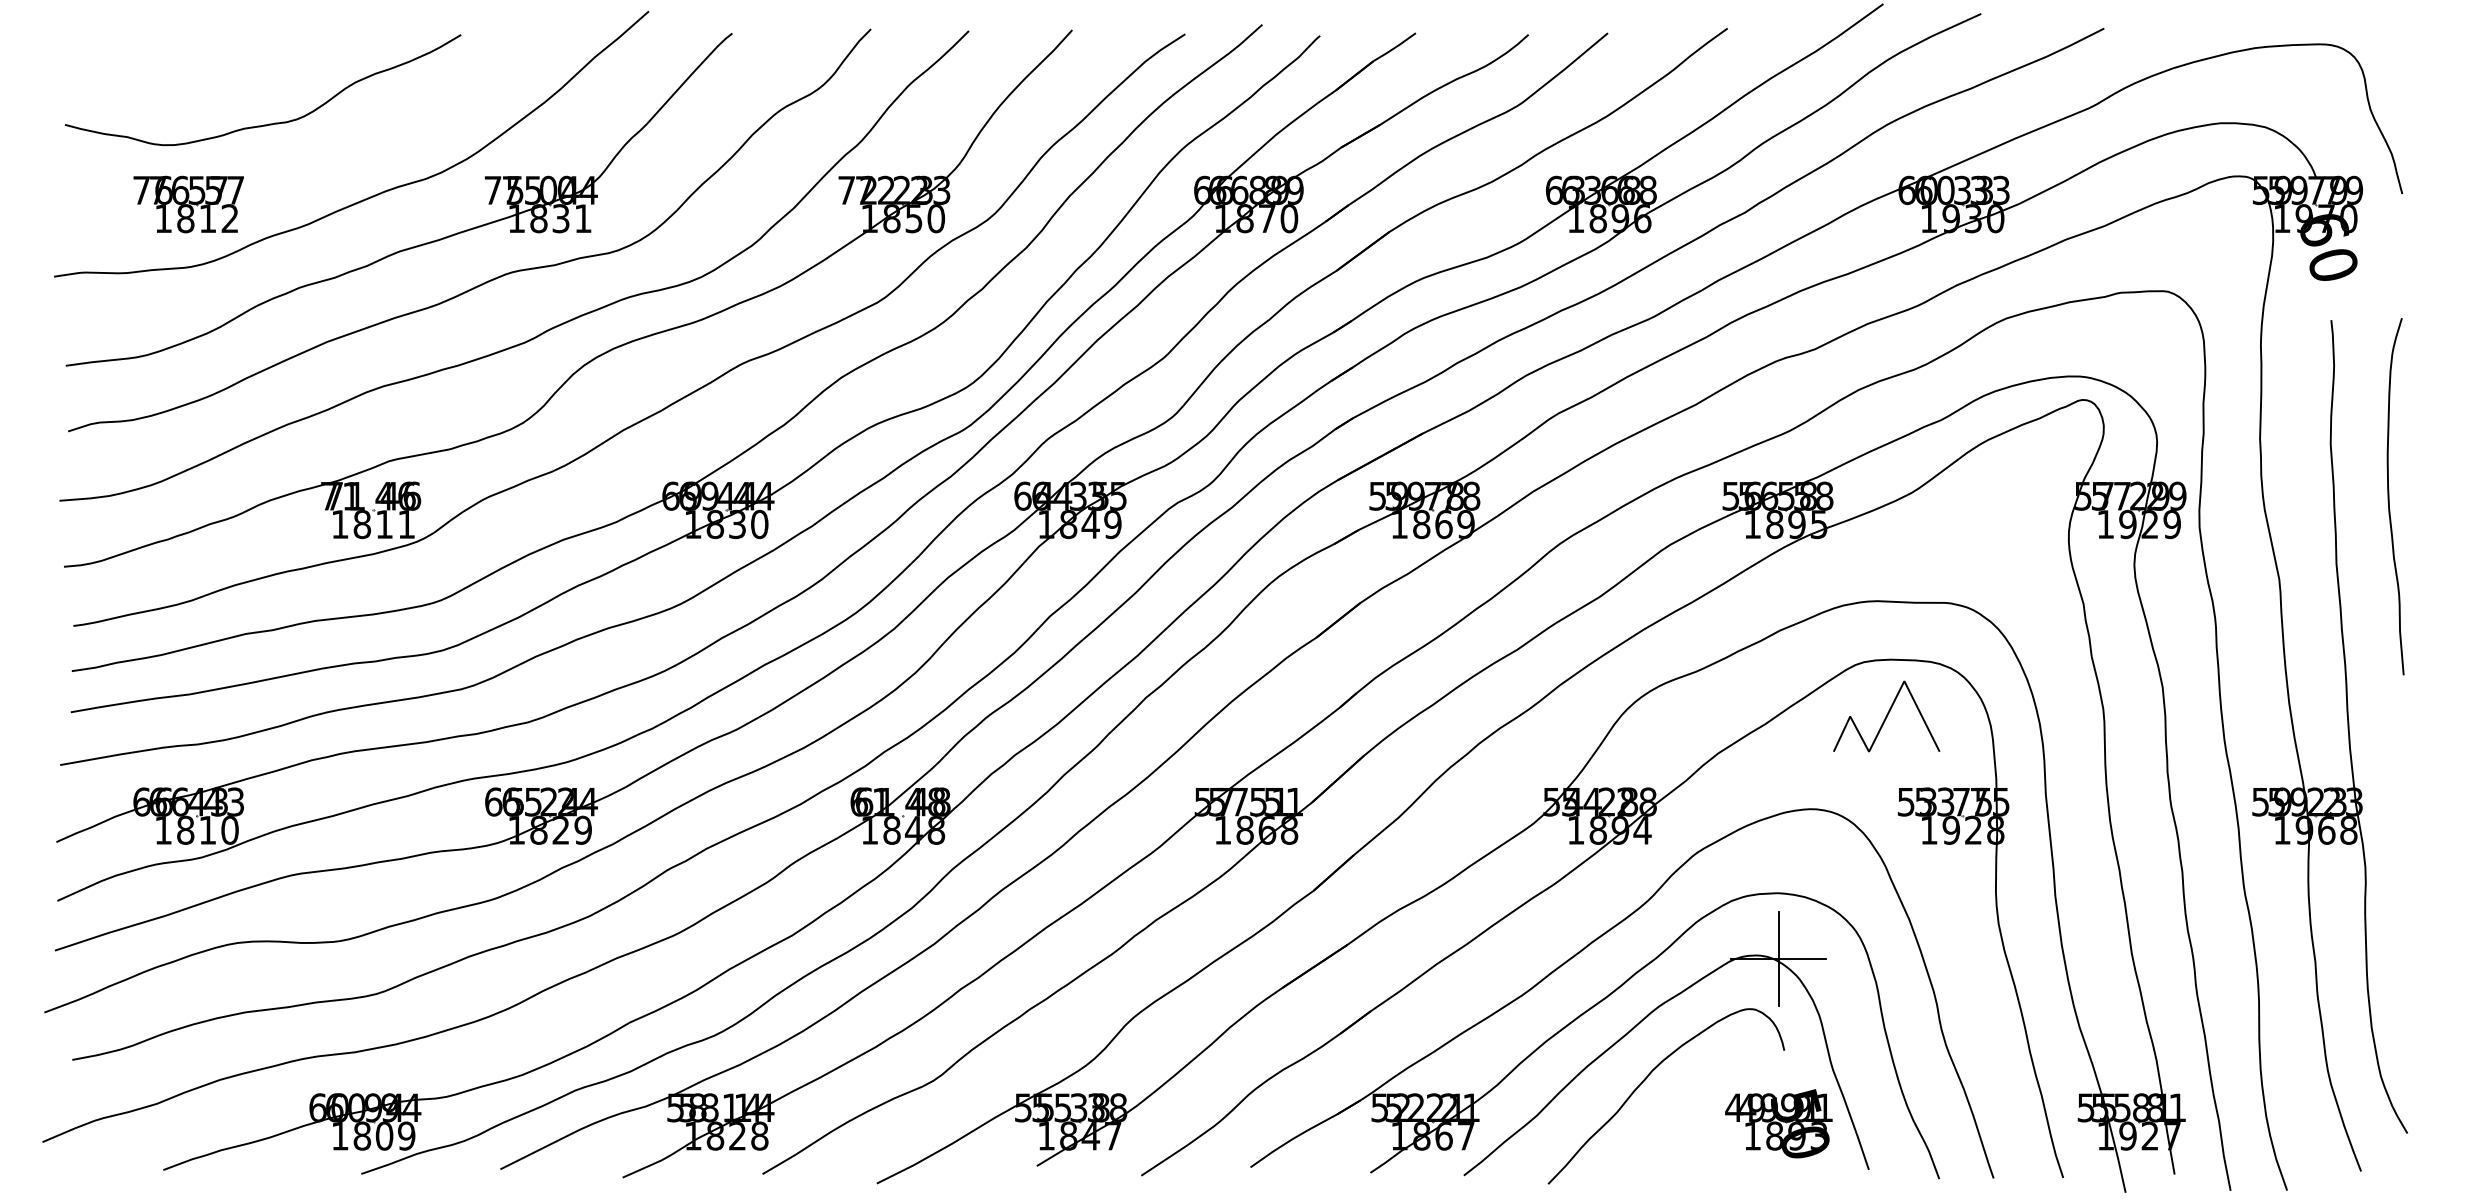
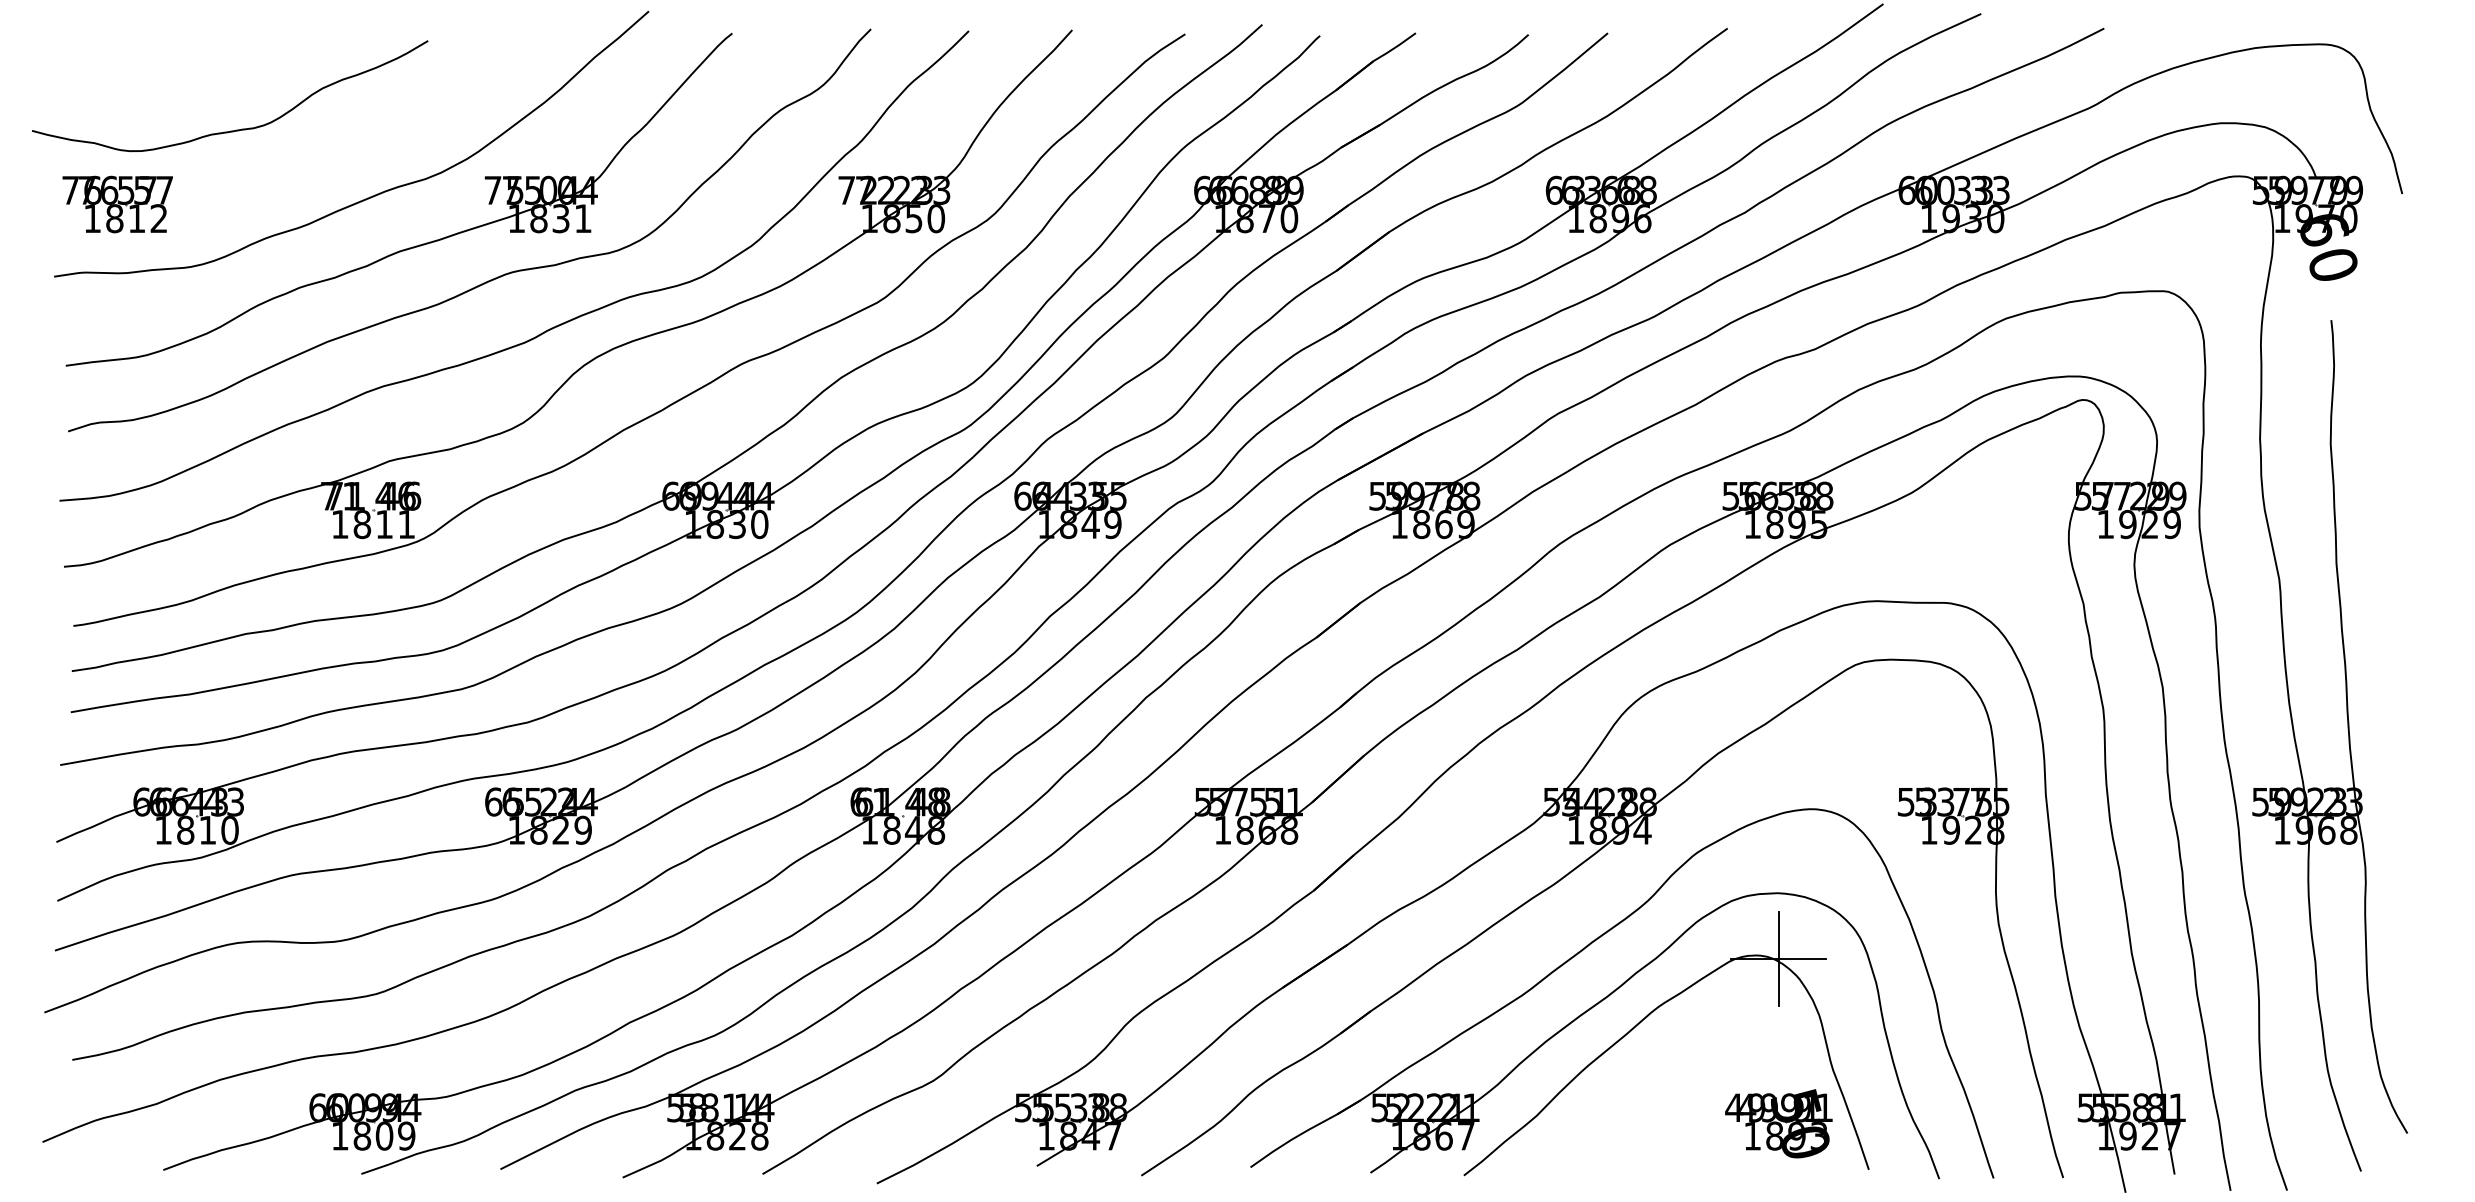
curve position: (269, 123) -> (236, 129) (236, 129)
part position: (188, 204) -> (117, 204) (117, 204)
curve: present -> none (2389, 496)
part: present -> none (1886, 716)
curve: present -> none (1647, 1078)
